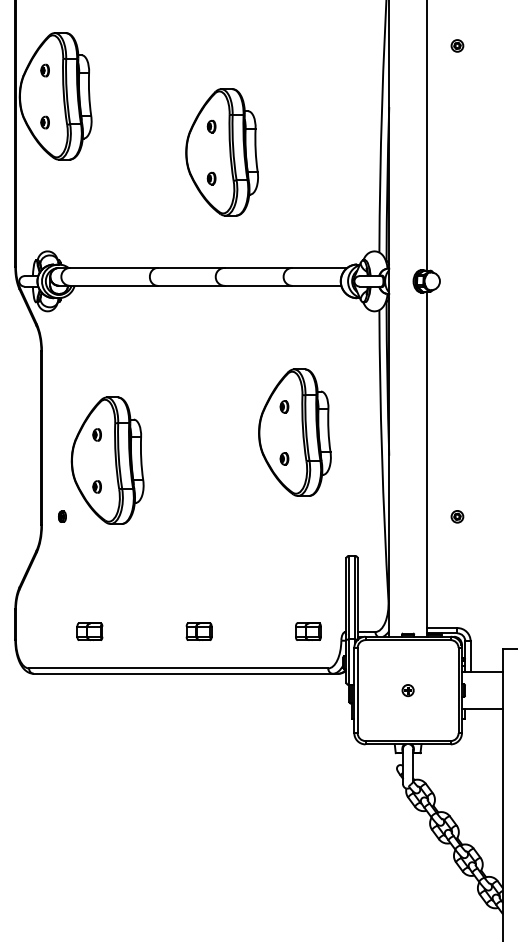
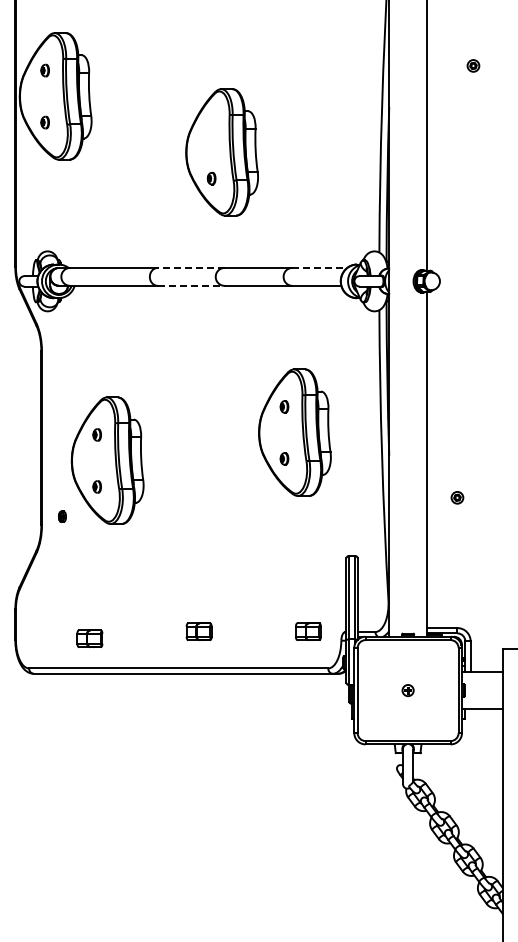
part position: (457, 45) -> (473, 65) (473, 65)
part: present -> none (211, 126)
line: solid -> dashed (190, 267)
line: solid -> dashed (319, 267)
line: solid -> dashed (191, 285)
part position: (457, 516) -> (457, 497) (457, 497)
part position: (89, 631) -> (89, 638) (89, 638)
